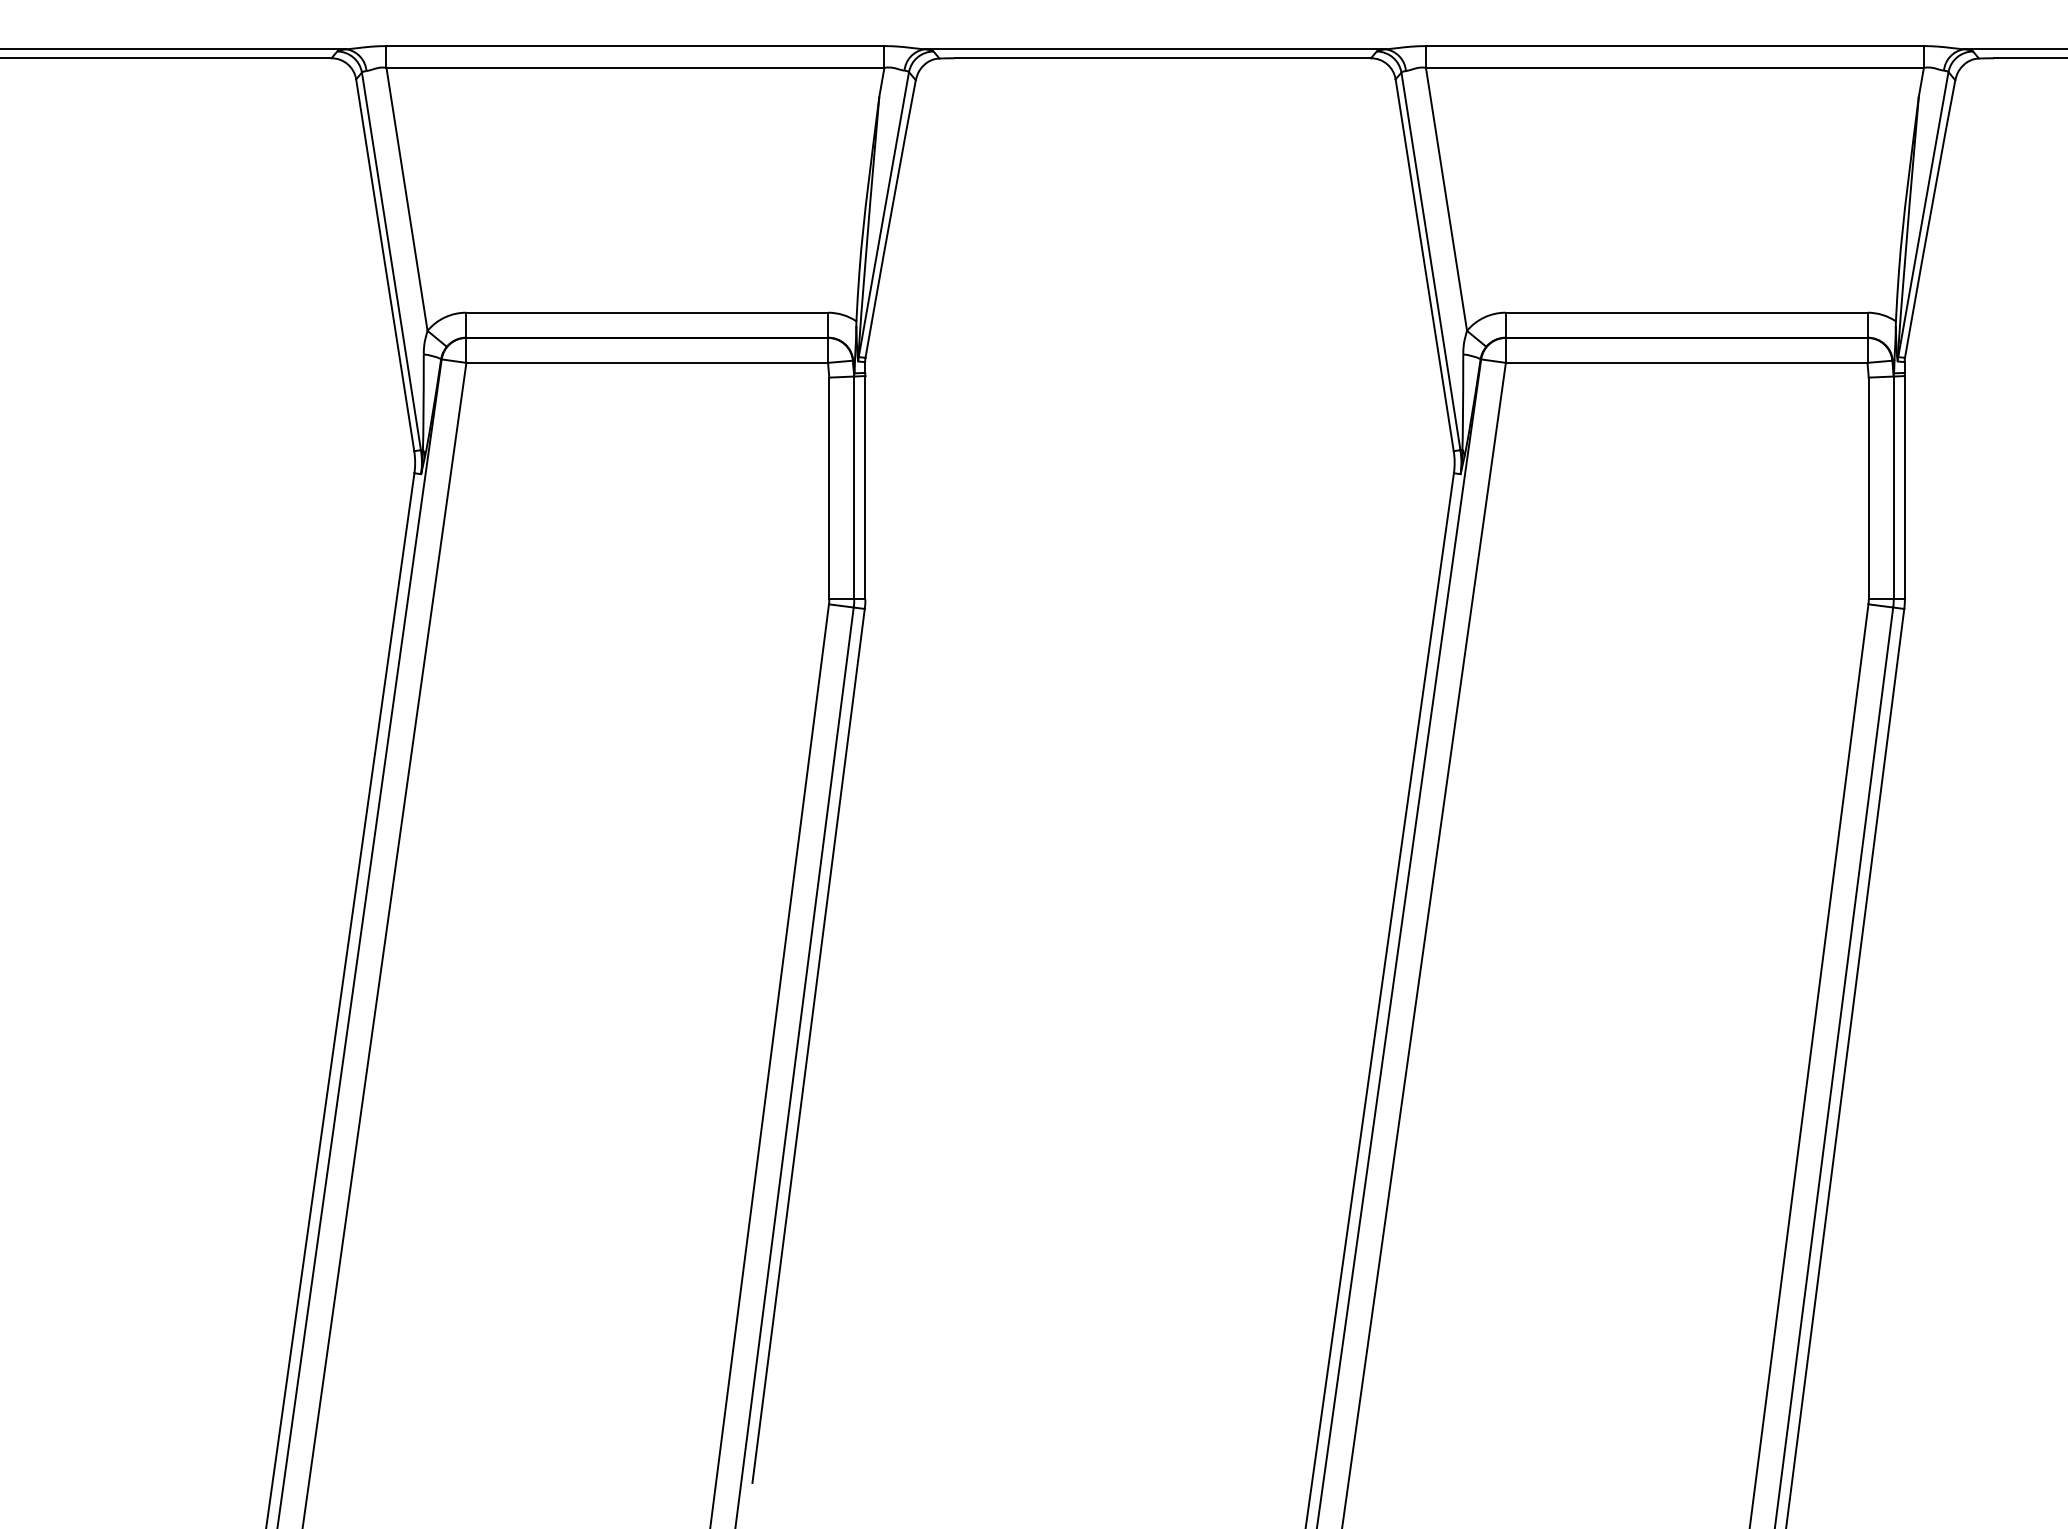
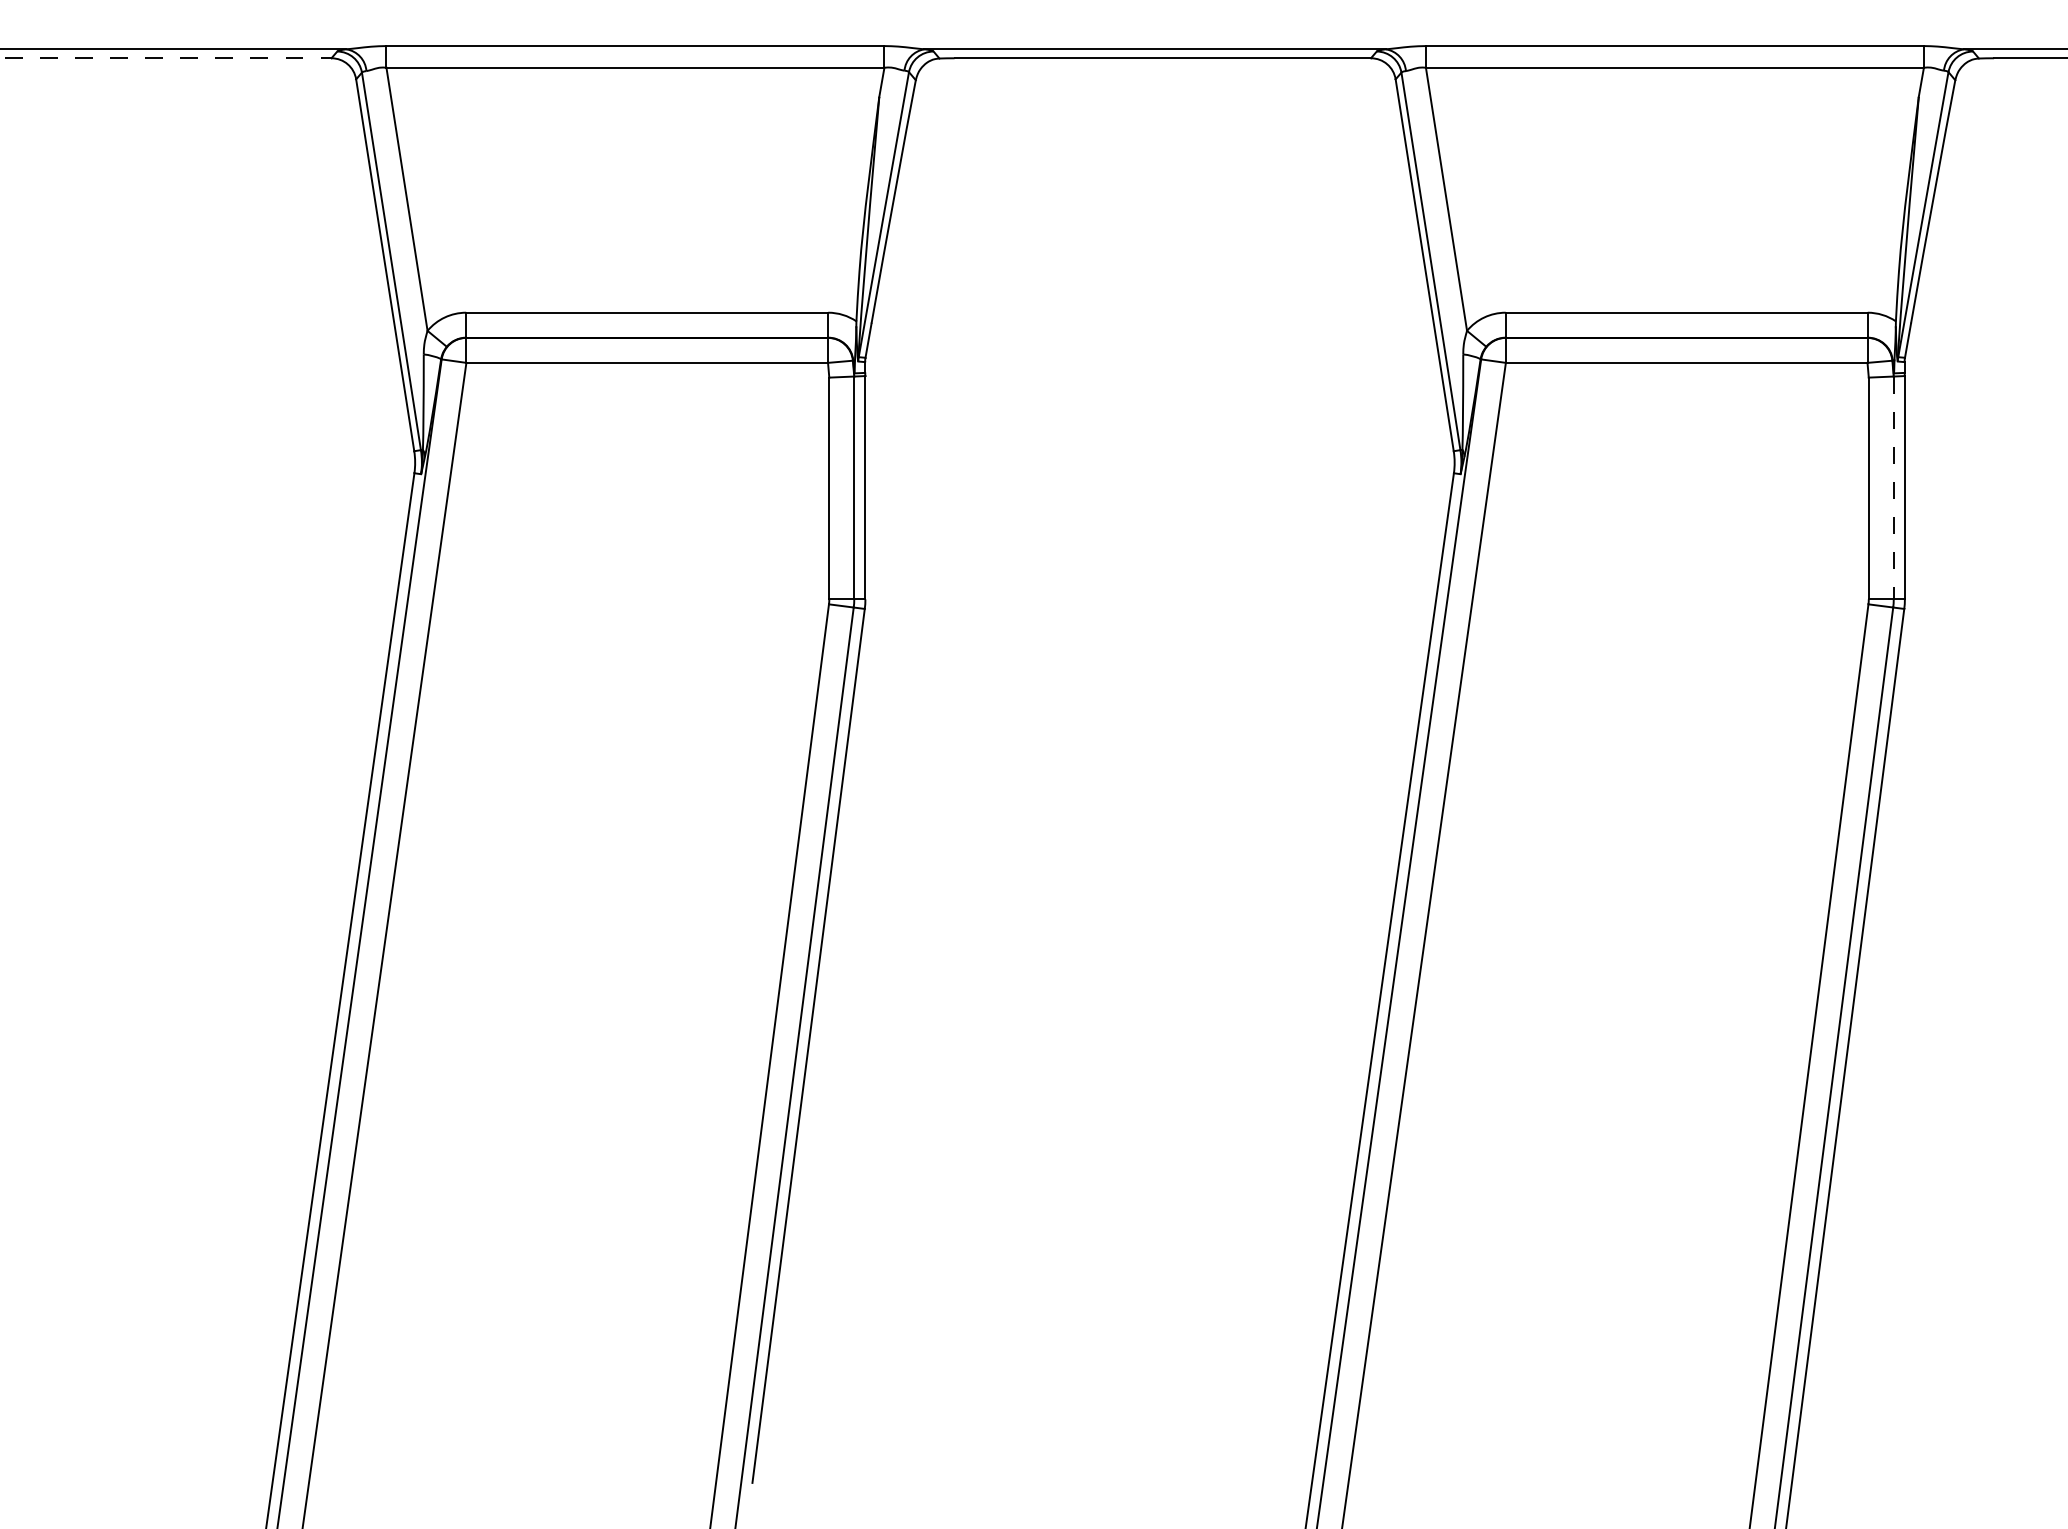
line: solid -> dashed (166, 58)
line: solid -> dashed (1893, 488)
